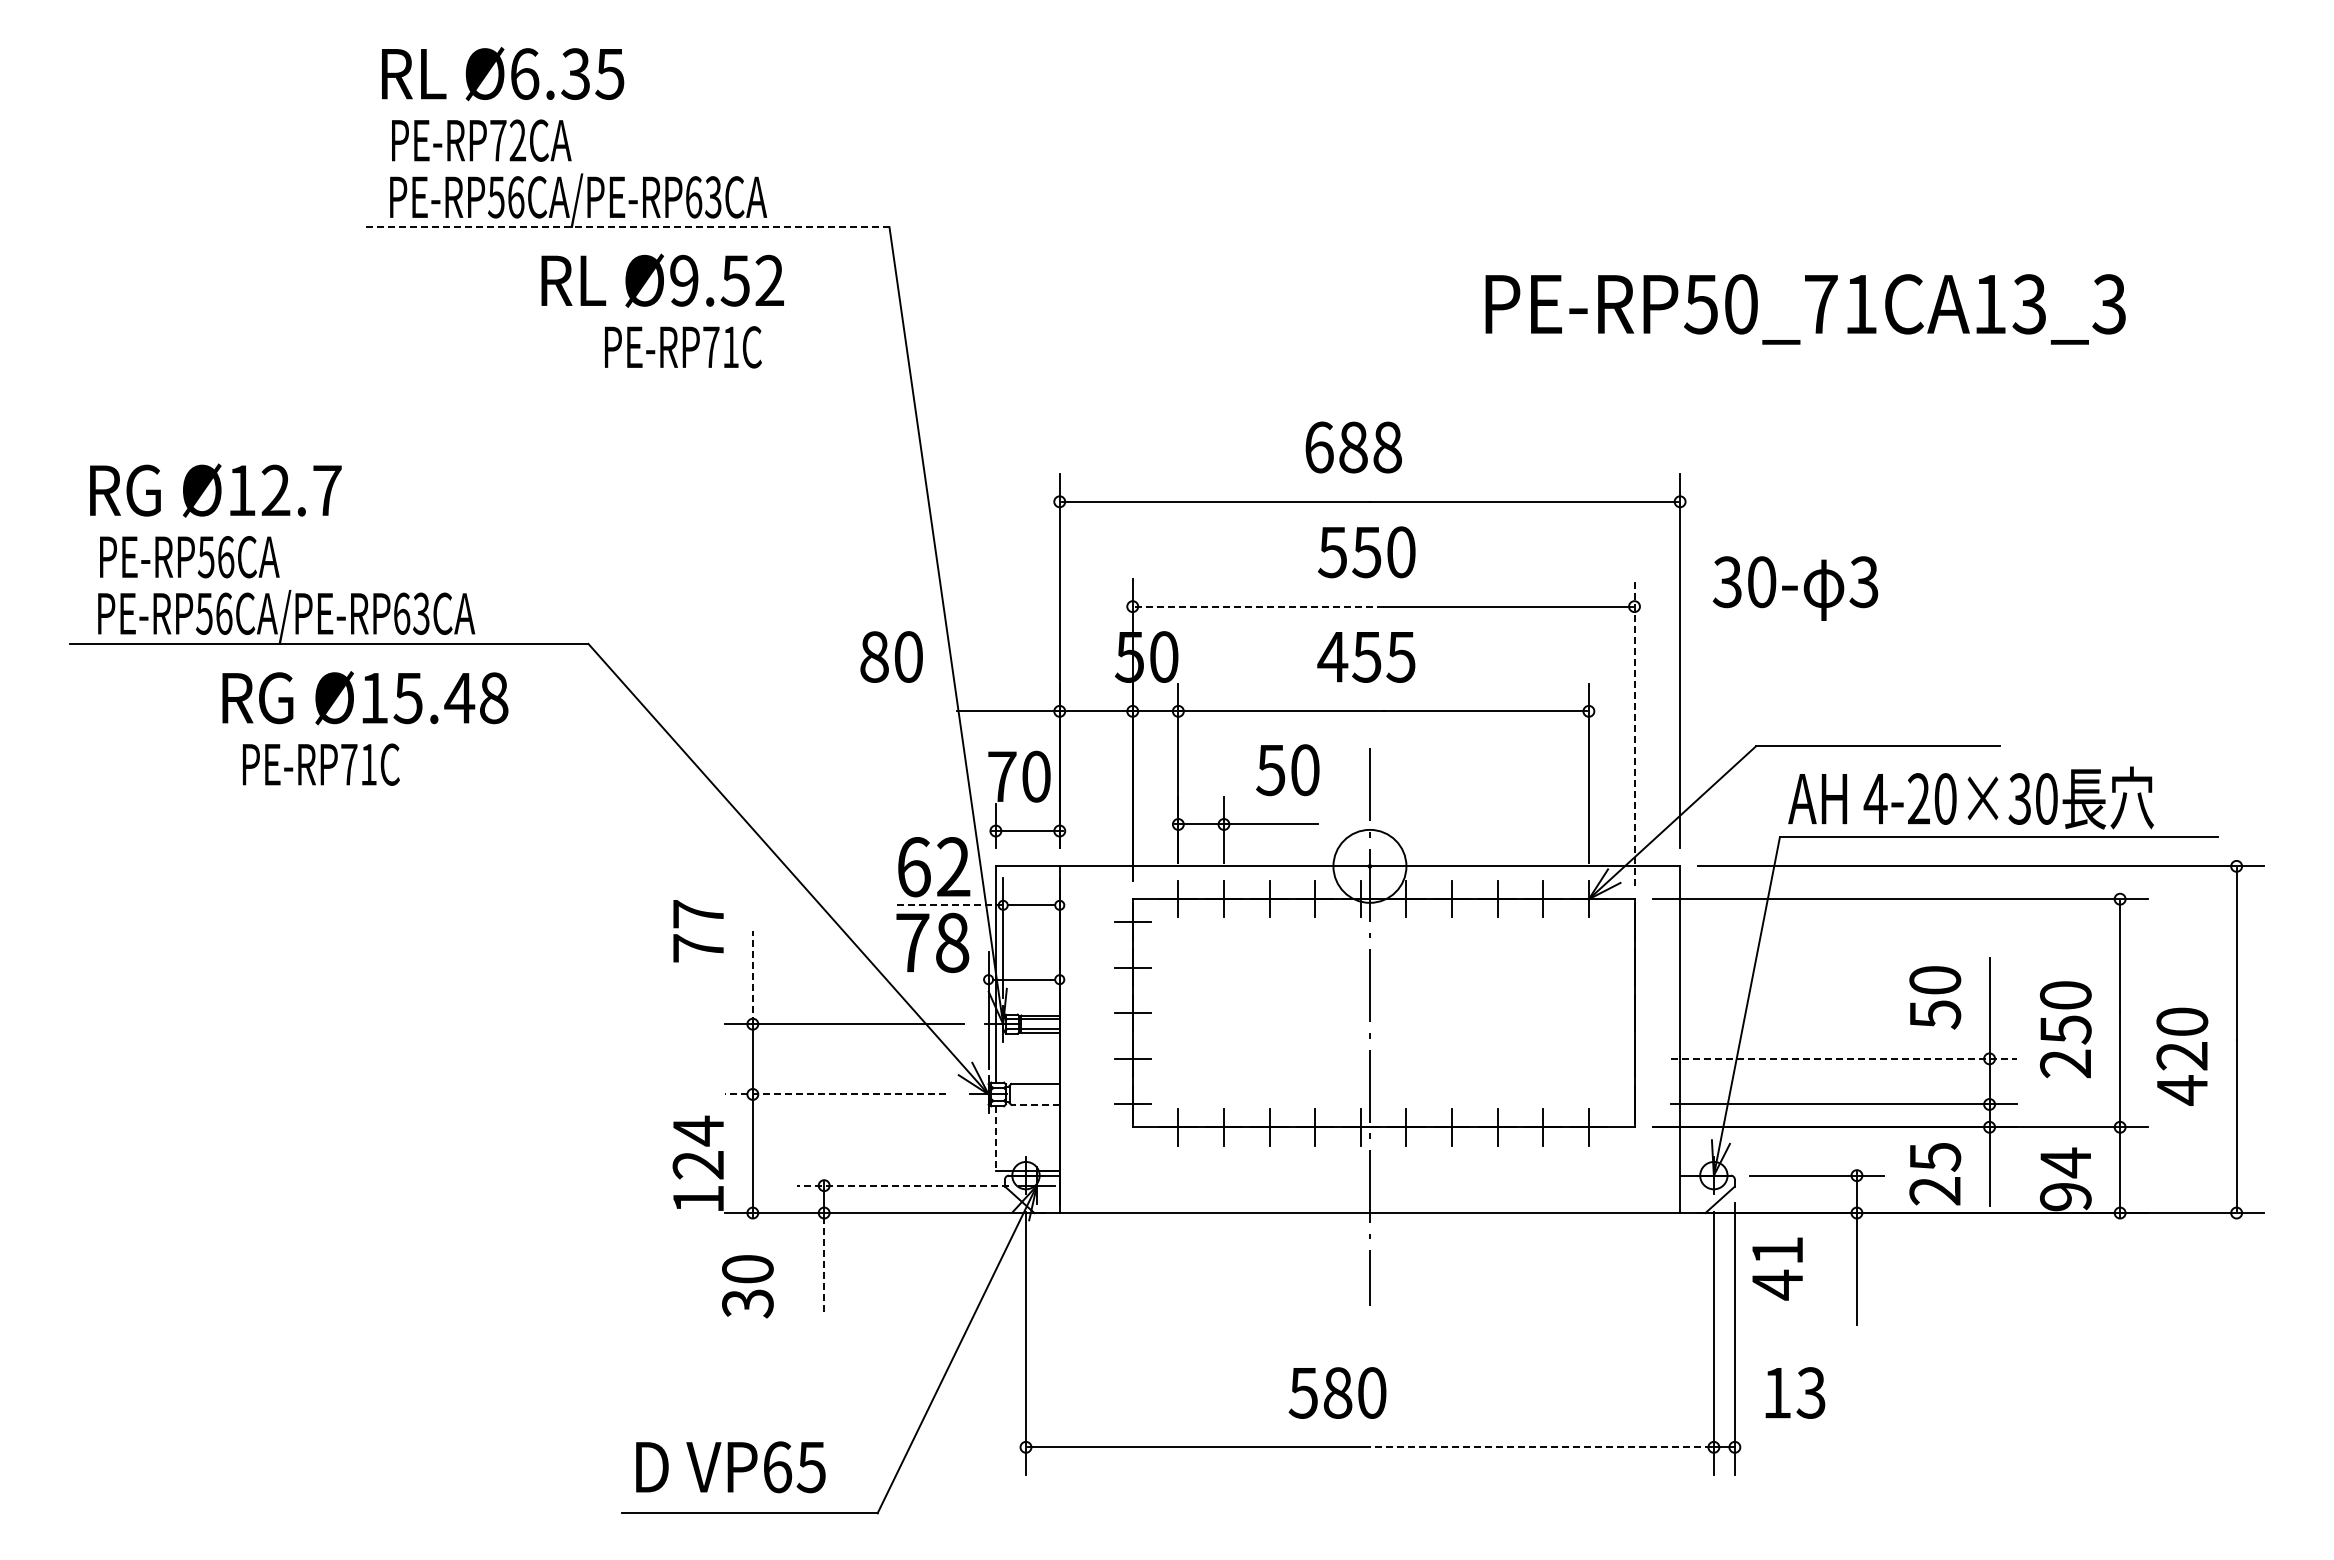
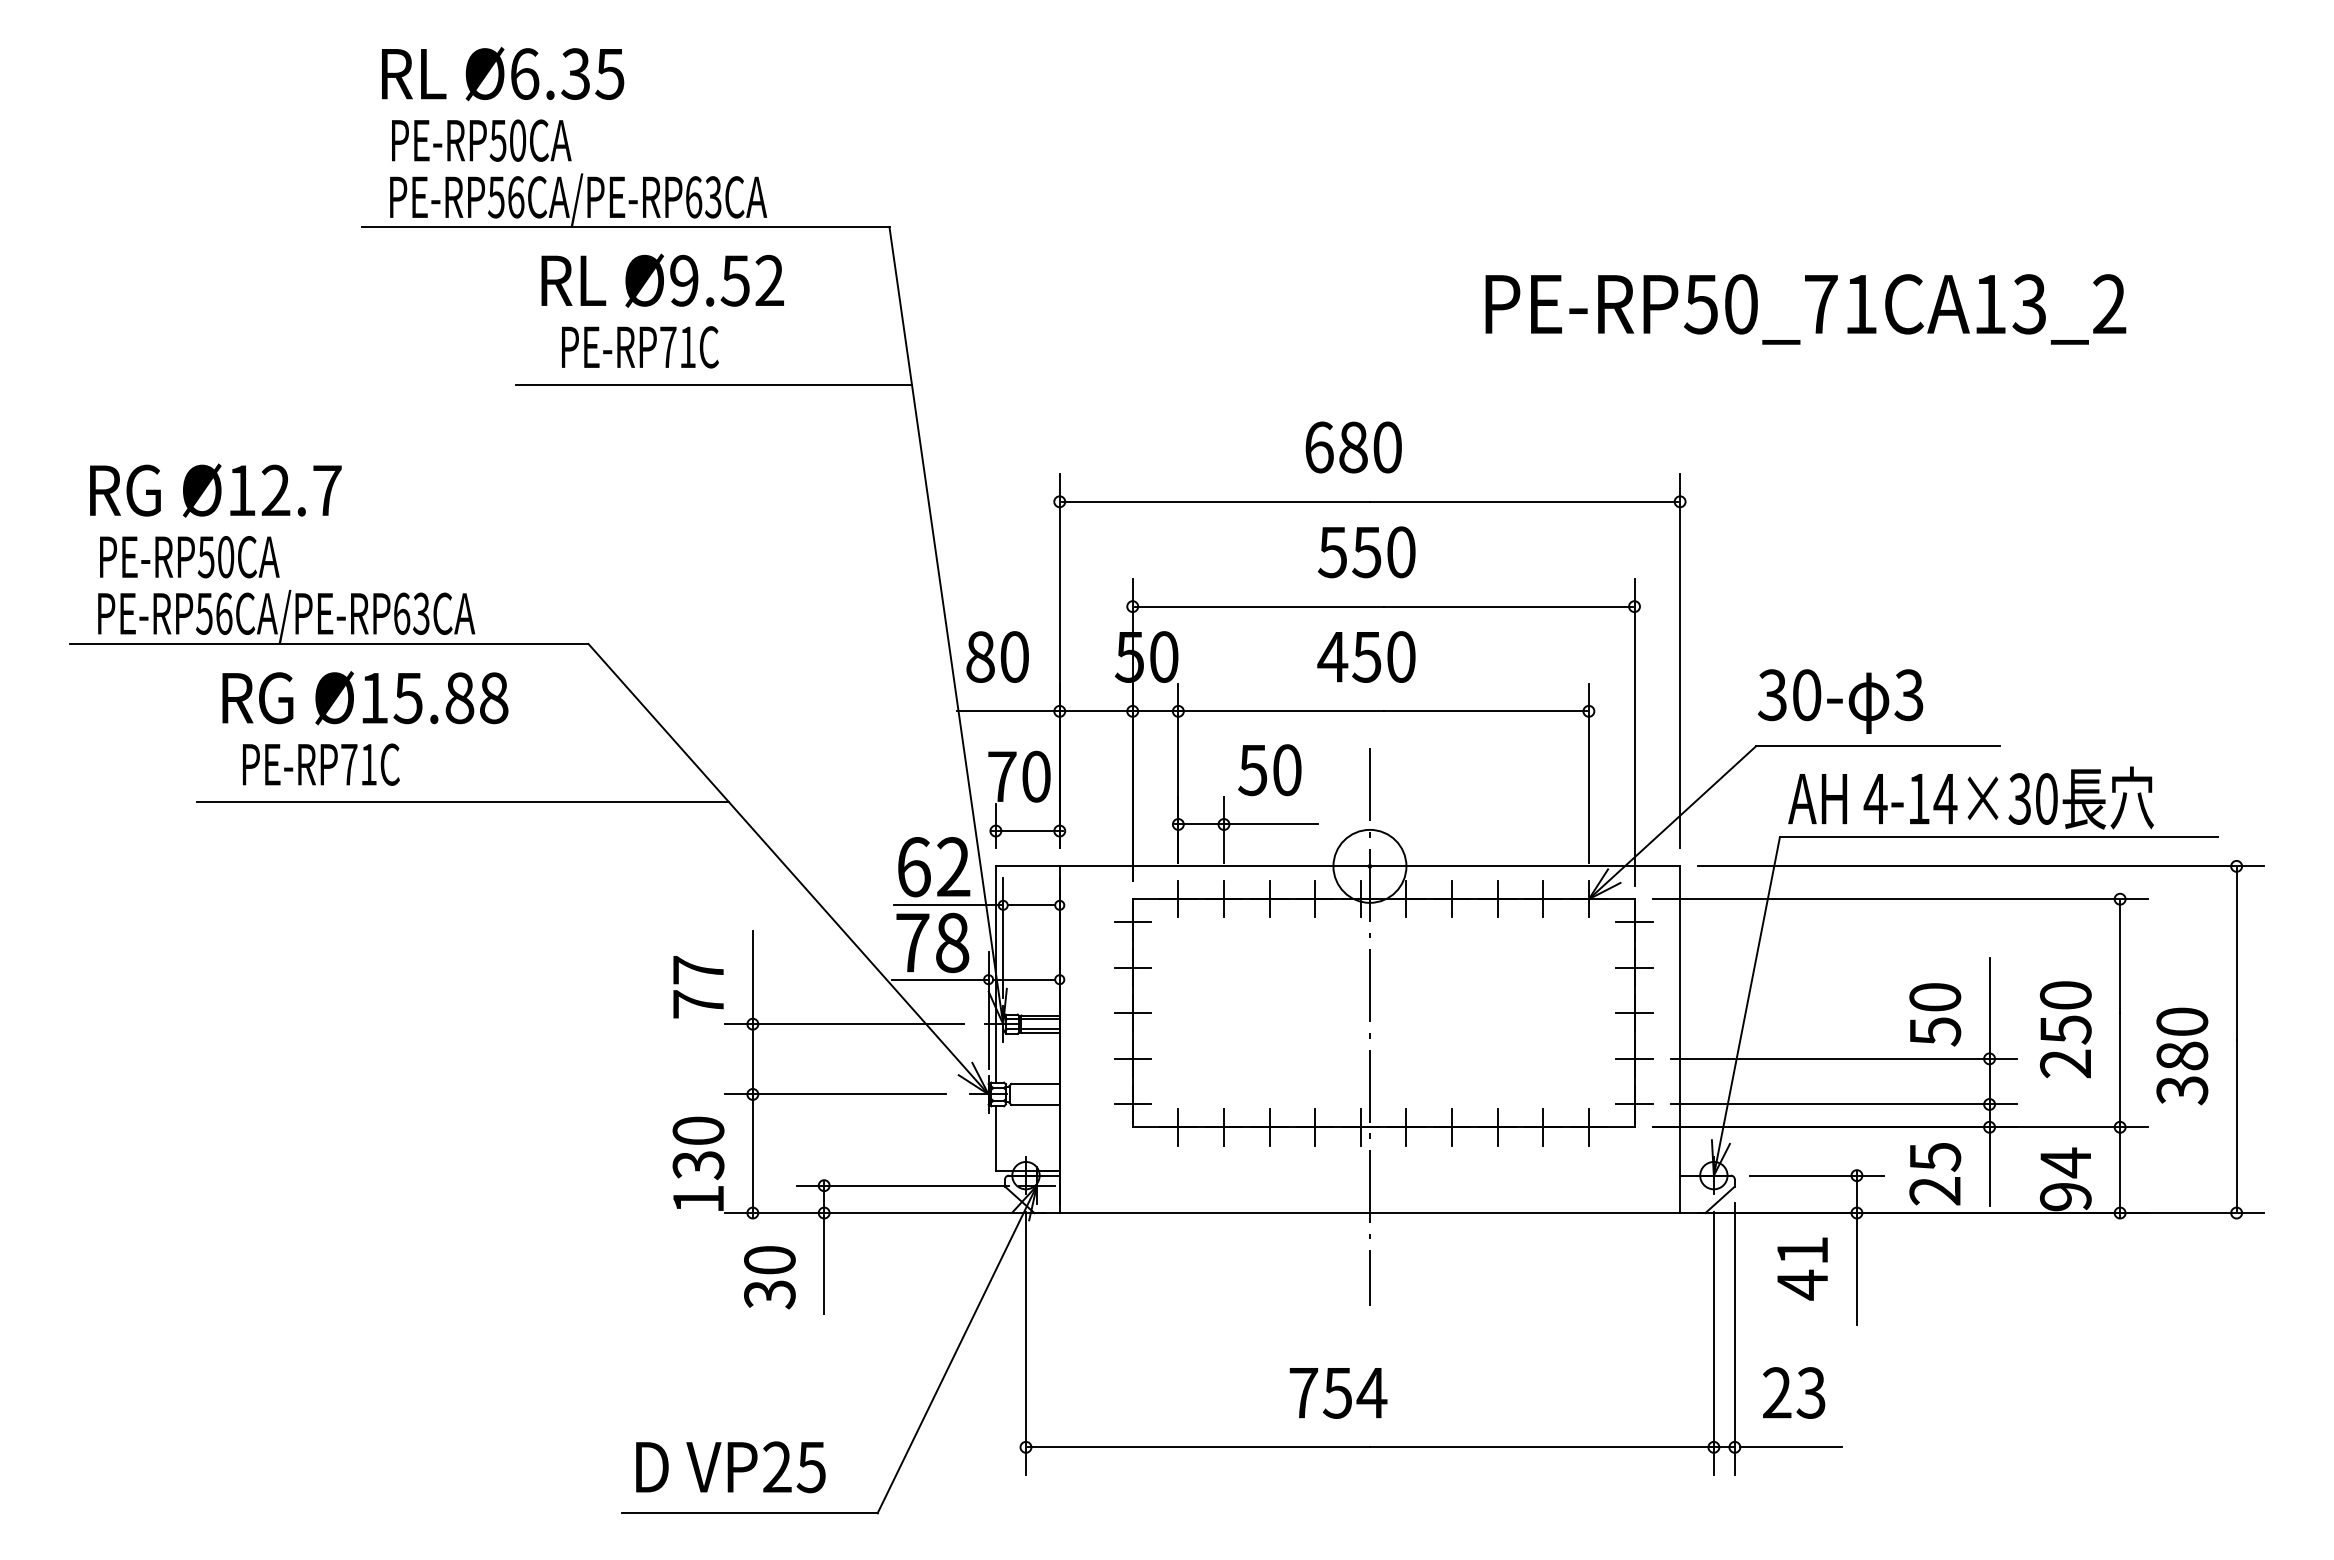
text: PE-RP72CA -> PE-RP50CA (507, 140)
line: dashed -> solid (625, 227)
text: PE-RP50_71CA13_3 -> PE-RP50_71CA13_2 (2109, 304)
text position: (683, 347) -> (640, 347) (640, 347)
line: none -> present (713, 384)
text: 688 -> 680 (1387, 447)
text: PE-RP56CA -> PE-RP50CA (226, 557)
text position: (1795, 588) -> (1840, 701) (1840, 701)
line: dashed -> solid (1259, 606)
text position: (891, 656) -> (997, 656) (997, 656)
text: 455 -> 450 (1400, 656)
text: Ø15.48 -> Ø15.88 (459, 698)
line: dashed -> solid (1634, 731)
text position: (1287, 770) -> (1269, 770) (1269, 770)
text: 4-20×30 -> 4-14×30 (1932, 798)
line: none -> present (462, 802)
line: dashed -> solid (948, 905)
line: none -> present (1634, 922)
text position: (698, 931) -> (698, 987) (698, 987)
line: none -> present (1634, 967)
line: dashed -> solid (752, 977)
line: none -> present (939, 979)
text position: (1935, 997) -> (1935, 1014) (1935, 1014)
line: none -> present (1634, 1013)
line: none -> present (1634, 1058)
line: dashed -> solid (1843, 1058)
text: 420 -> 380 (2182, 1073)
line: dashed -> solid (835, 1094)
line: dashed -> solid (1035, 1104)
line: none -> present (1634, 1104)
line: dashed -> solid (995, 1139)
text: 124 -> 130 (698, 1147)
line: dashed -> solid (902, 1185)
line: dashed -> solid (824, 1265)
text position: (1777, 1268) -> (1802, 1268) (1802, 1268)
text position: (747, 1286) -> (769, 1277) (769, 1277)
text: 580 -> 754 (1337, 1392)
text: 13 -> 23 (1777, 1392)
line: dashed -> solid (1540, 1447)
line: none -> present (1790, 1447)
text: VP65 -> VP25 (777, 1467)
